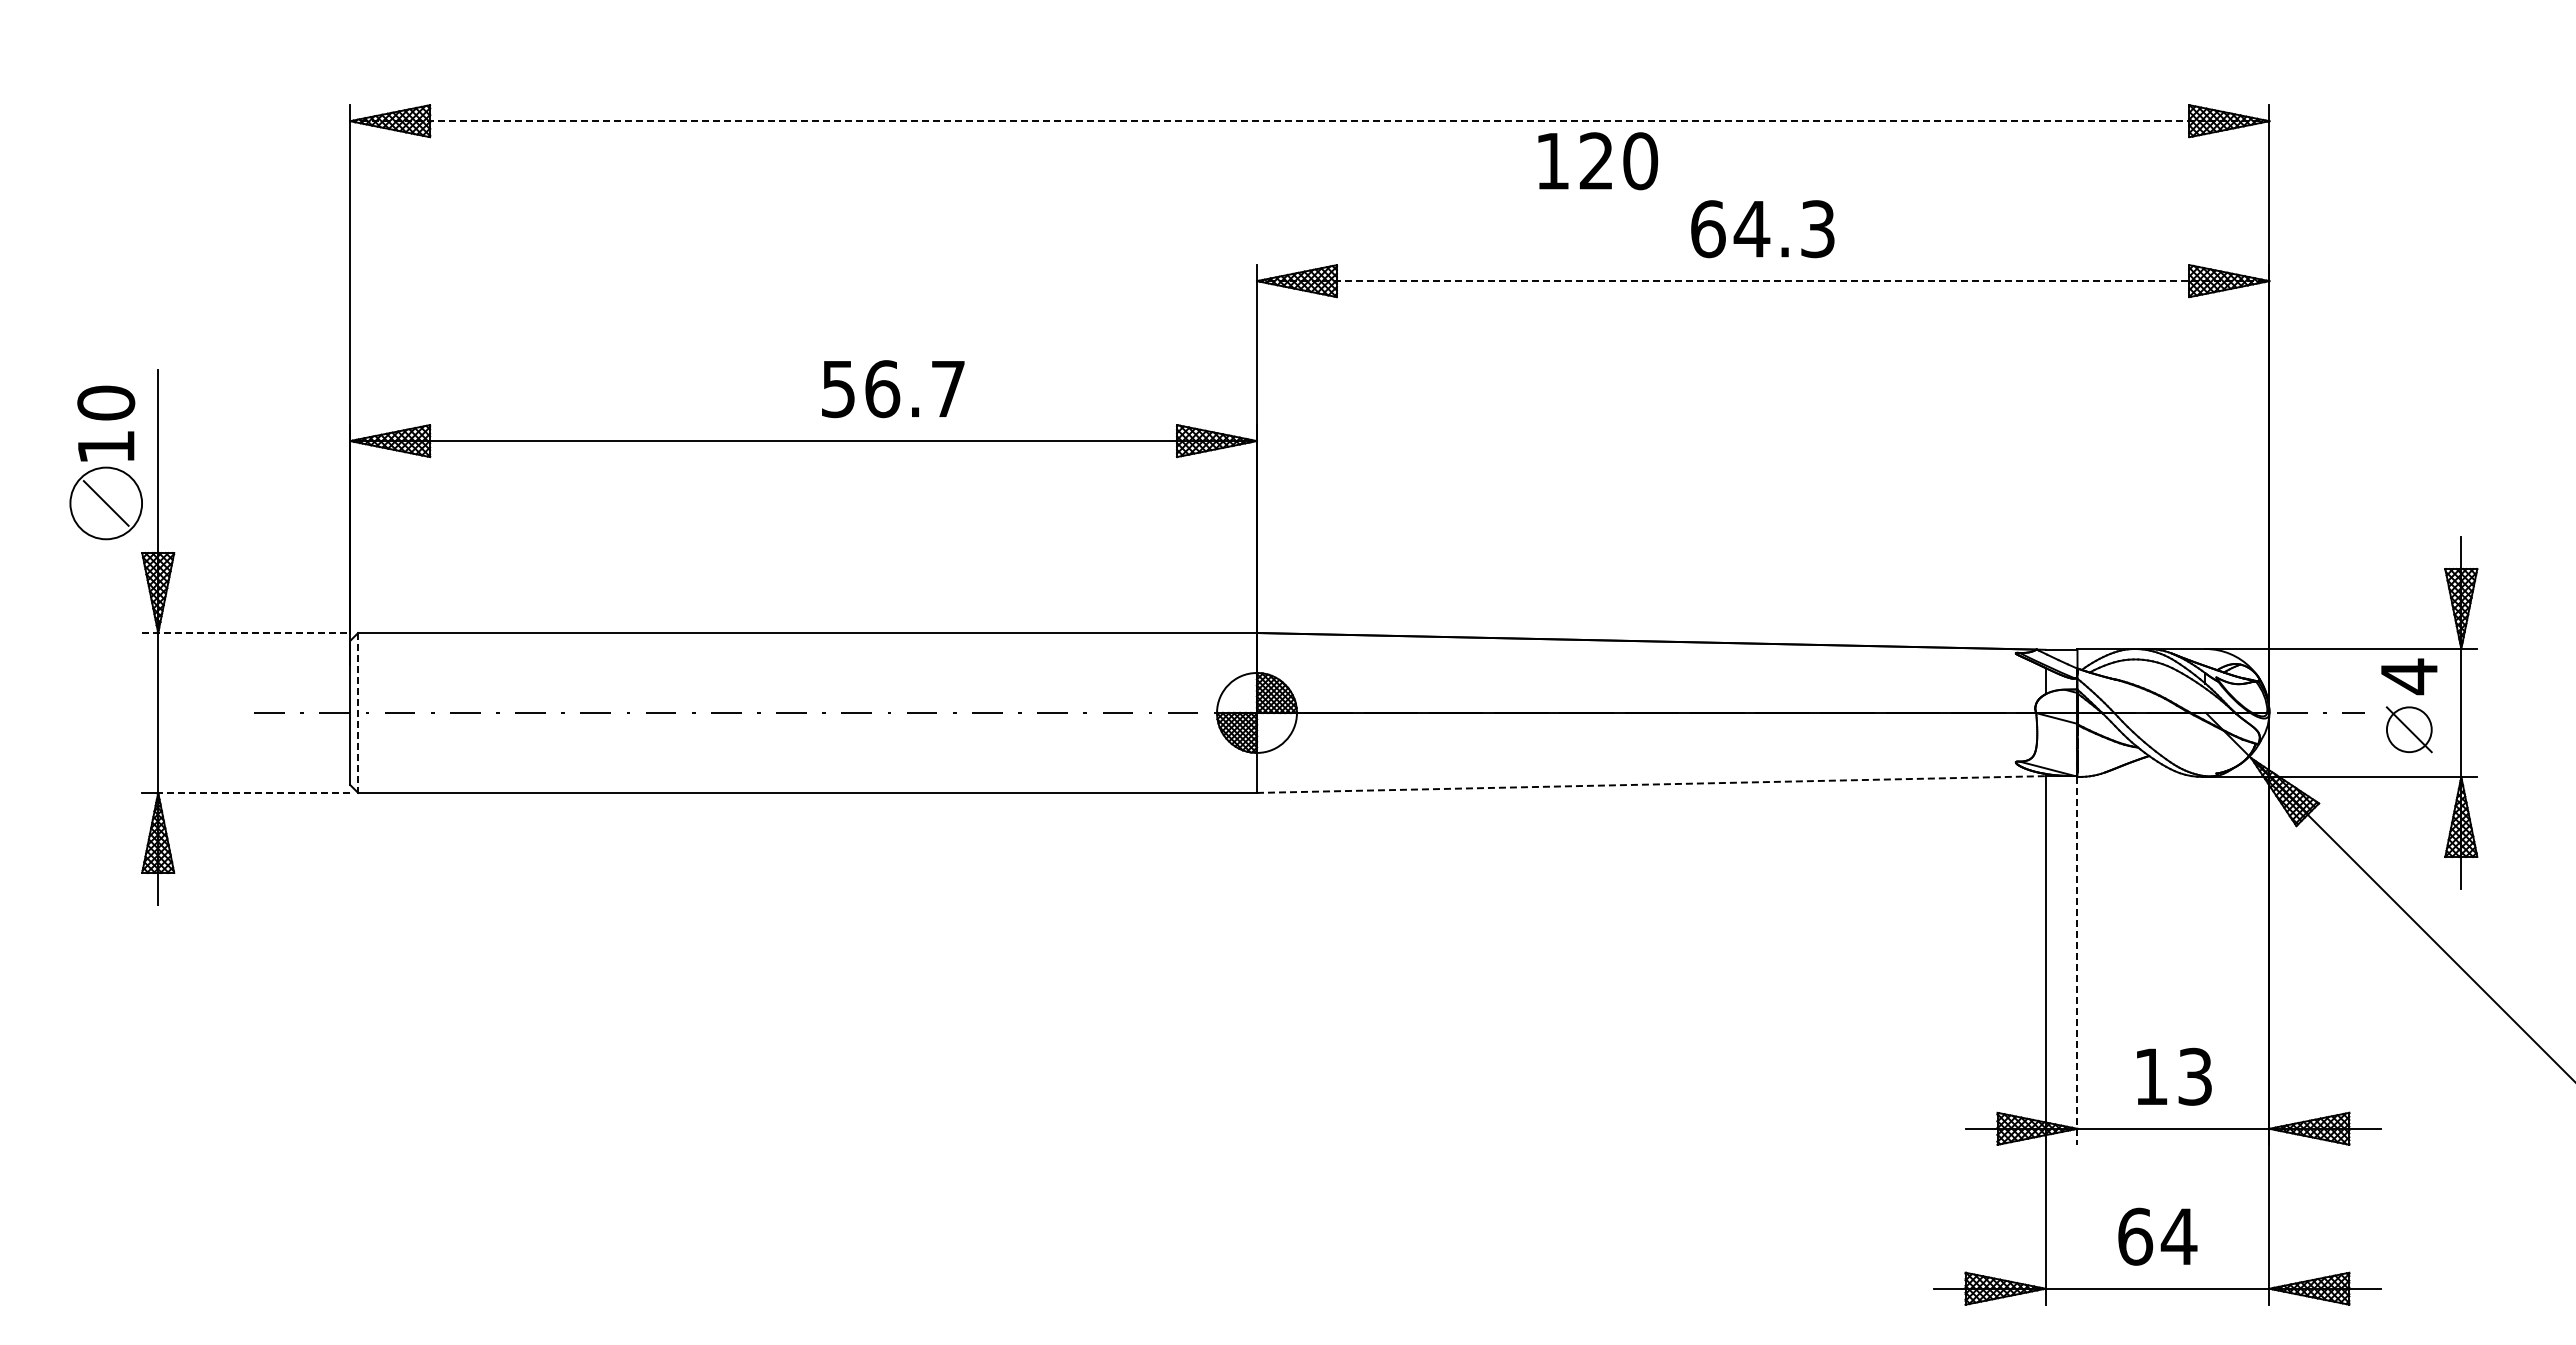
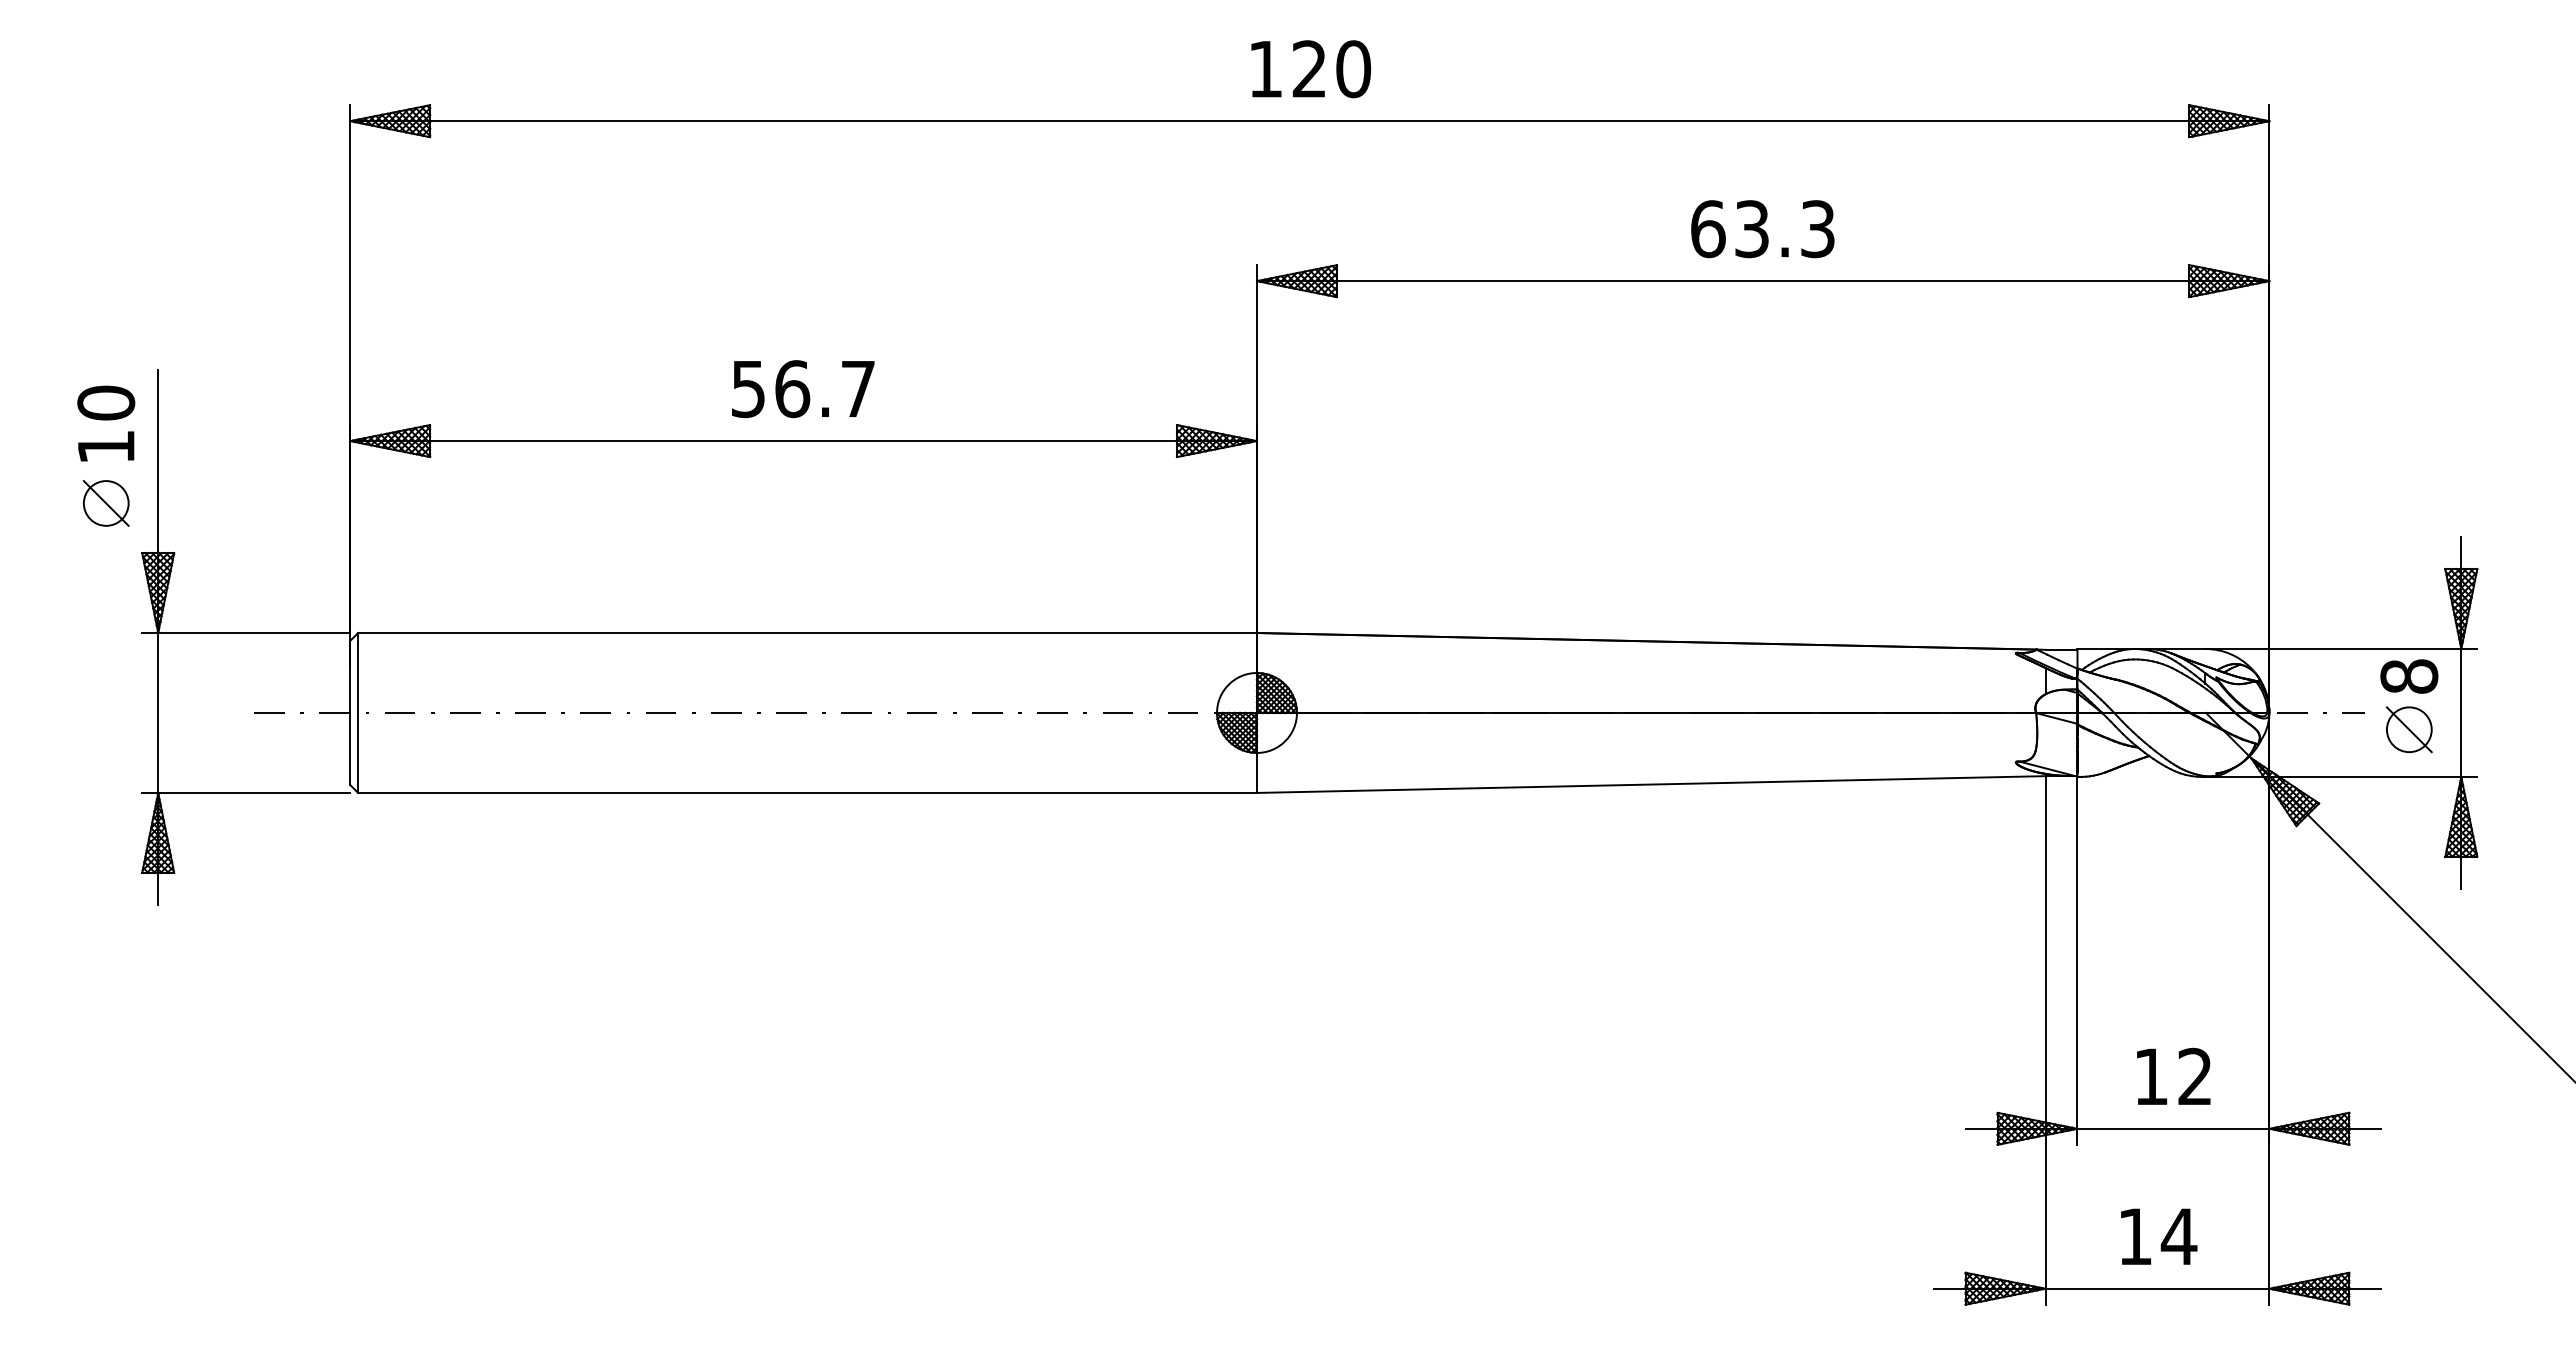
line: dashed -> solid (1309, 121)
text position: (1598, 161) -> (1311, 69) (1311, 69)
text: 64.3 -> 63.3 (1751, 229)
line: dashed -> solid (1763, 281)
text position: (893, 389) -> (803, 389) (803, 389)
circle diameter: 72 px -> 45 px (105, 503)
line: dashed -> solid (246, 633)
text: 4 -> 8 (2409, 676)
line: dashed -> solid (358, 712)
line: dashed -> solid (1651, 784)
line: dashed -> solid (254, 792)
line: dashed -> solid (2077, 960)
text: 13 -> 12 (2194, 1076)
text: 64 -> 14 (2135, 1236)
